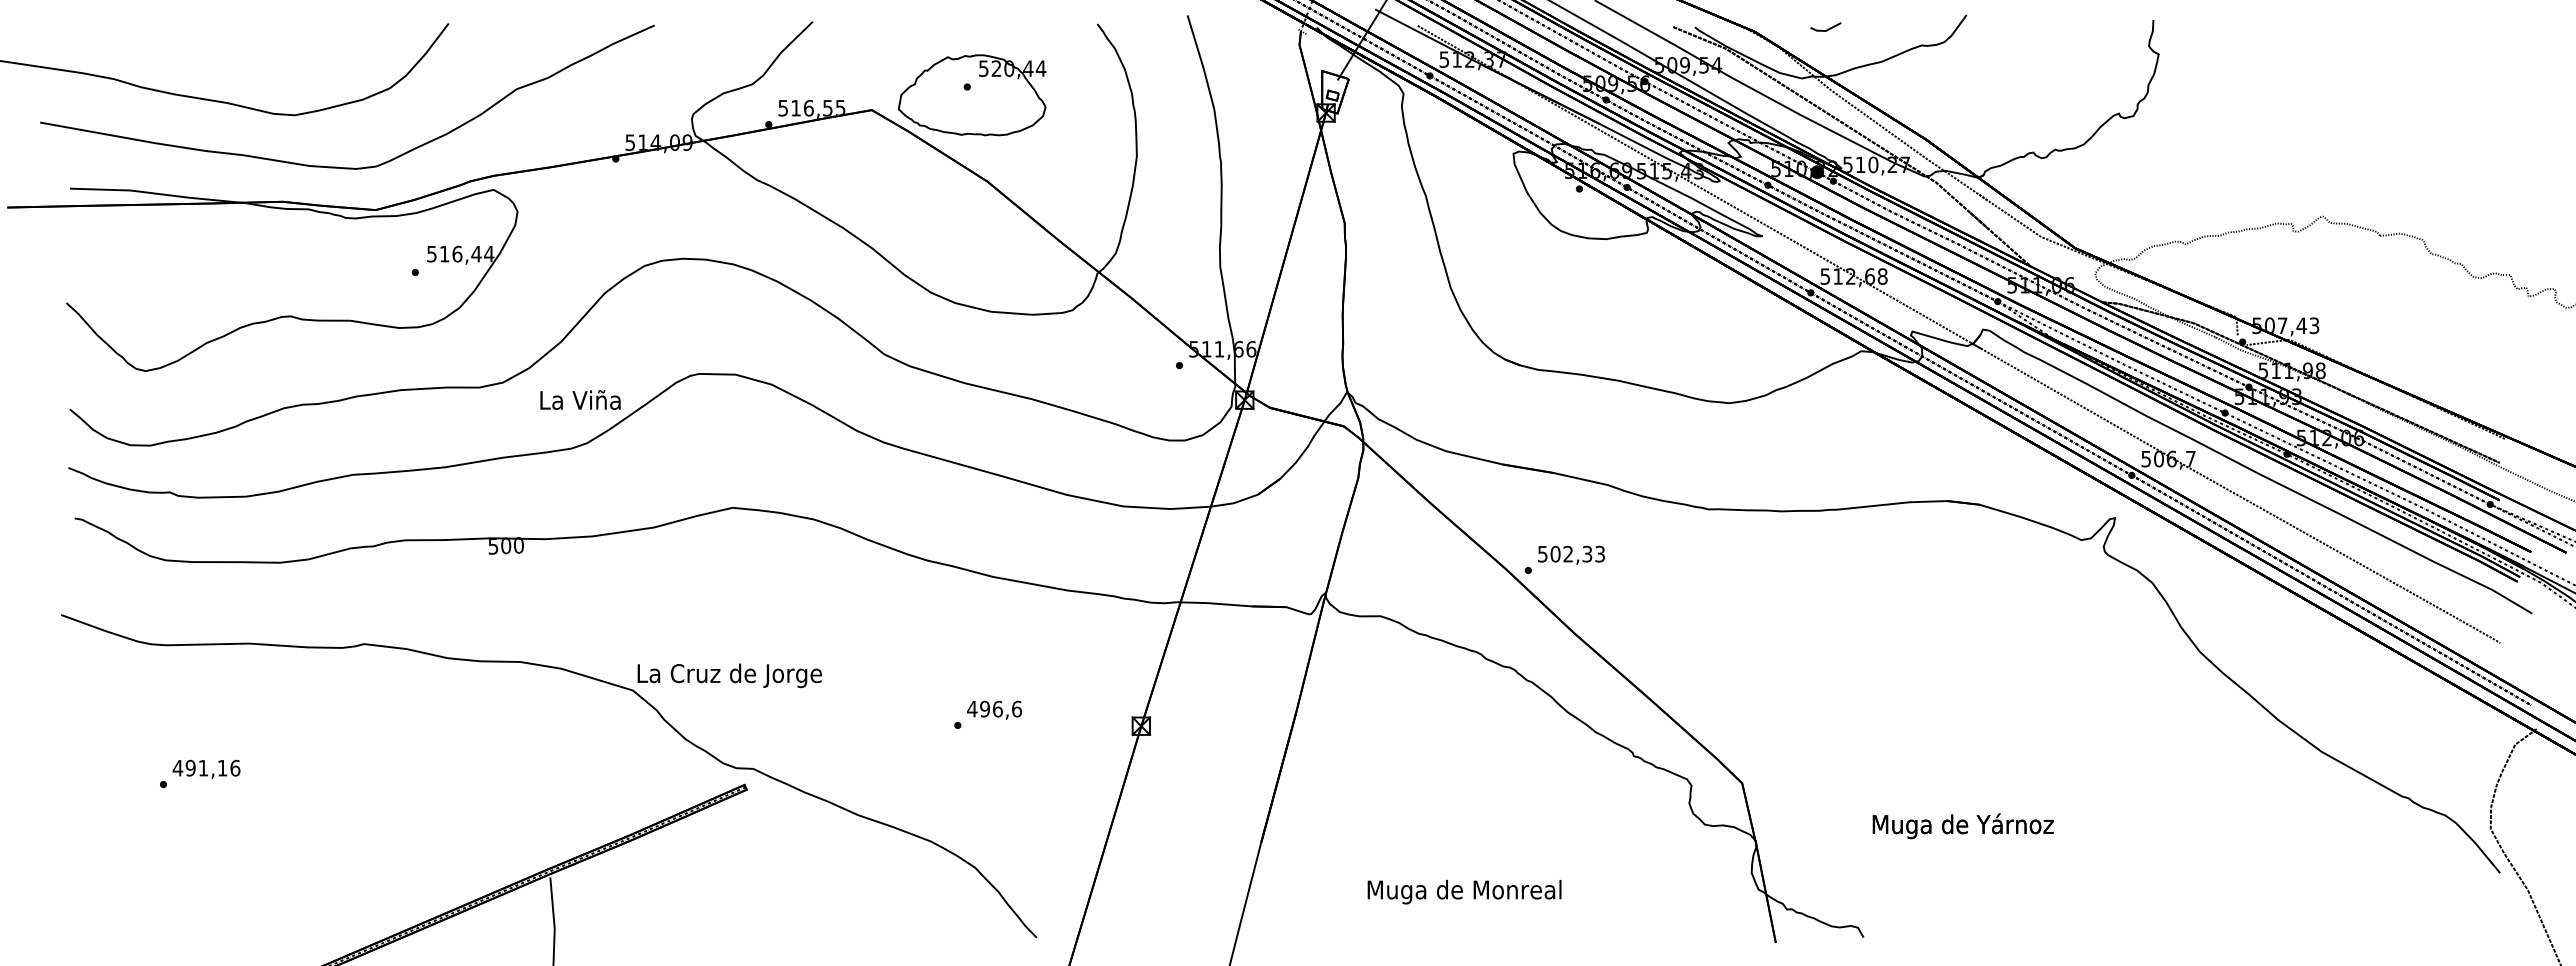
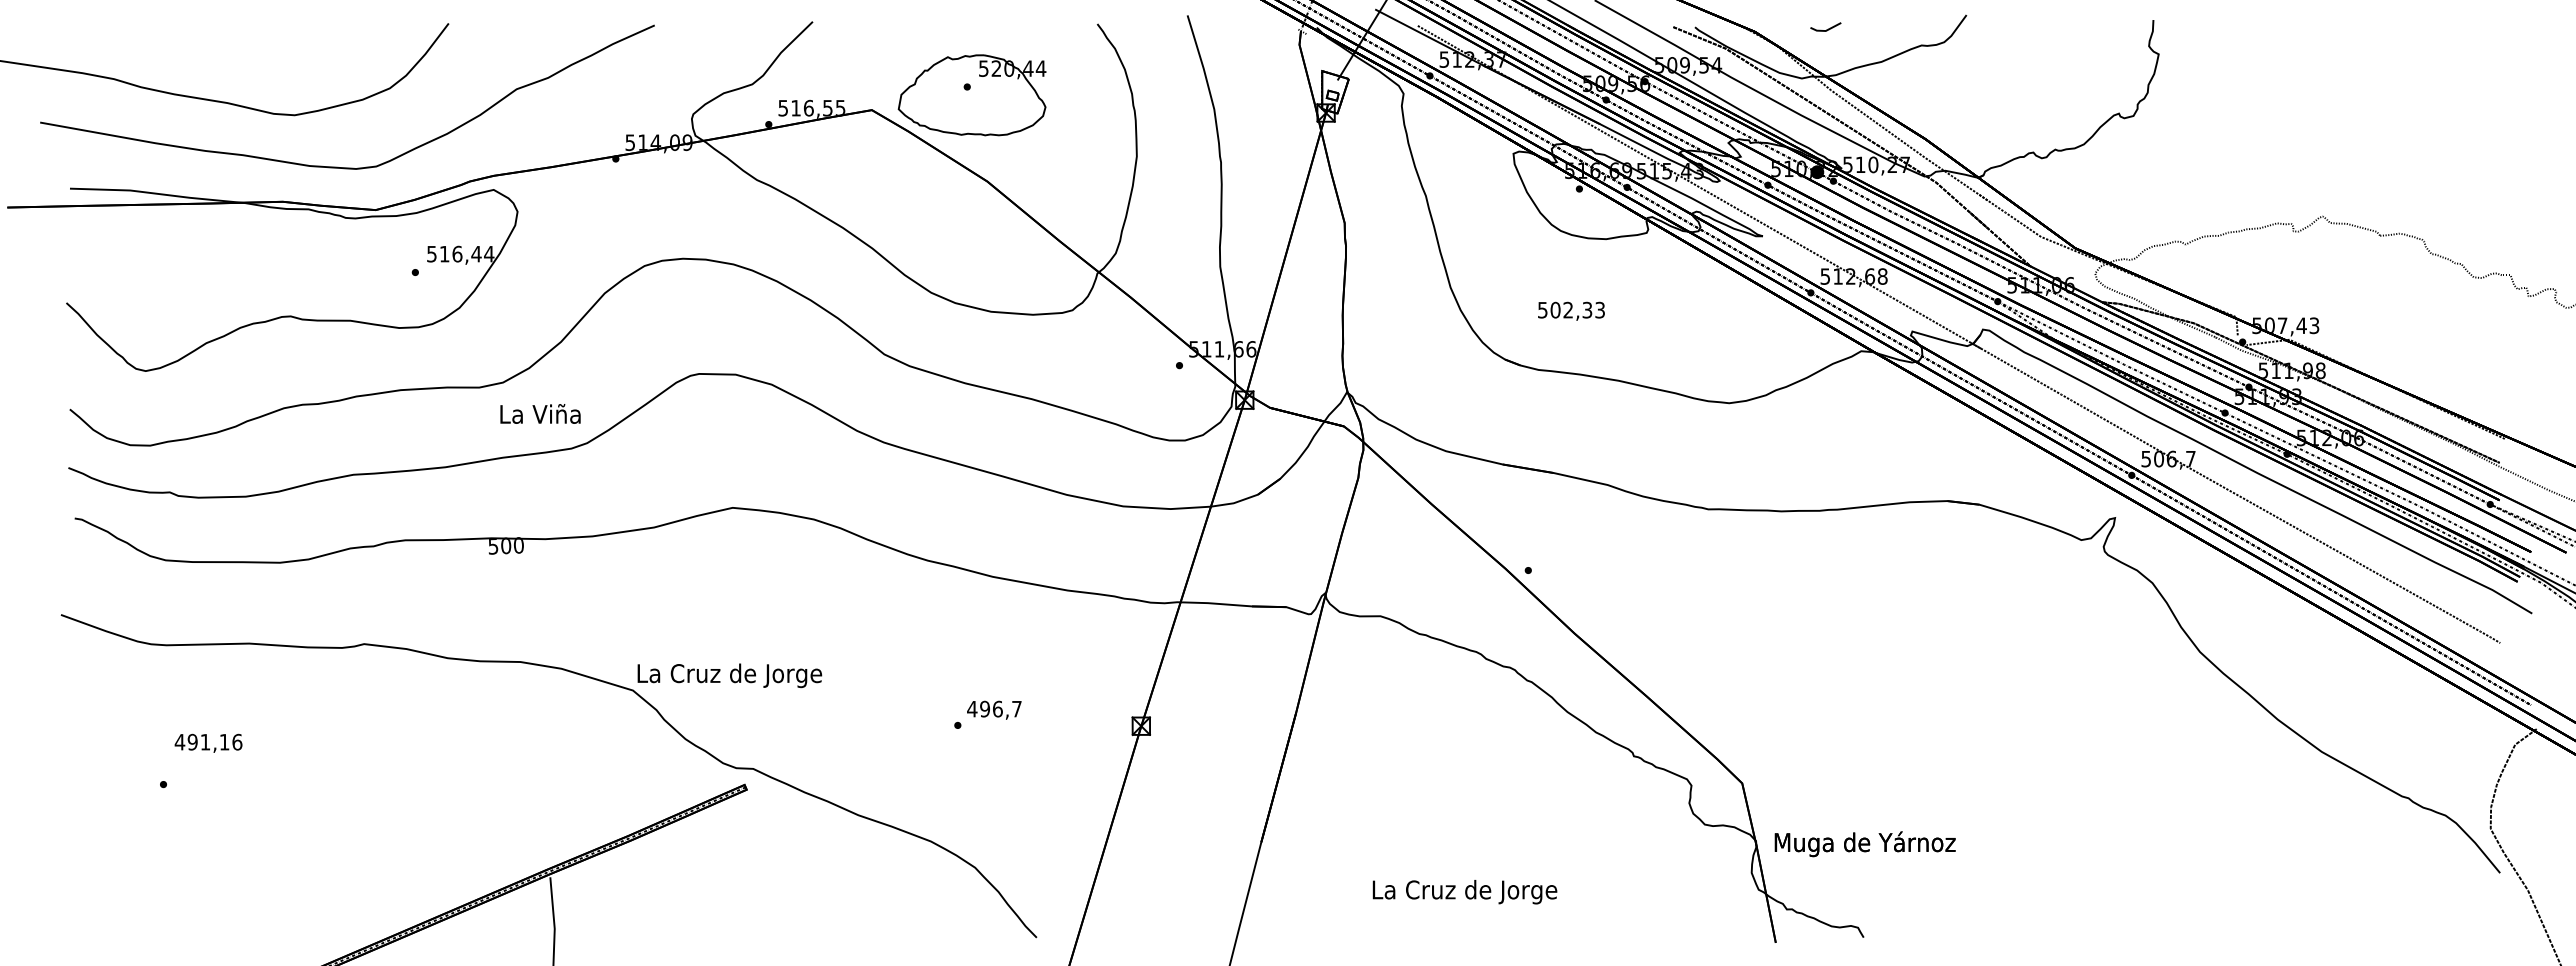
text position: (580, 399) -> (540, 413) (540, 413)
text position: (1571, 554) -> (1571, 310) (1571, 310)
text: 496,6 -> 496,7 (1016, 708)
text position: (206, 768) -> (208, 742) (208, 742)
text position: (1962, 826) -> (1864, 844) (1864, 844)
text: Muga de Monreal -> La Cruz de Jorge (1464, 891)
